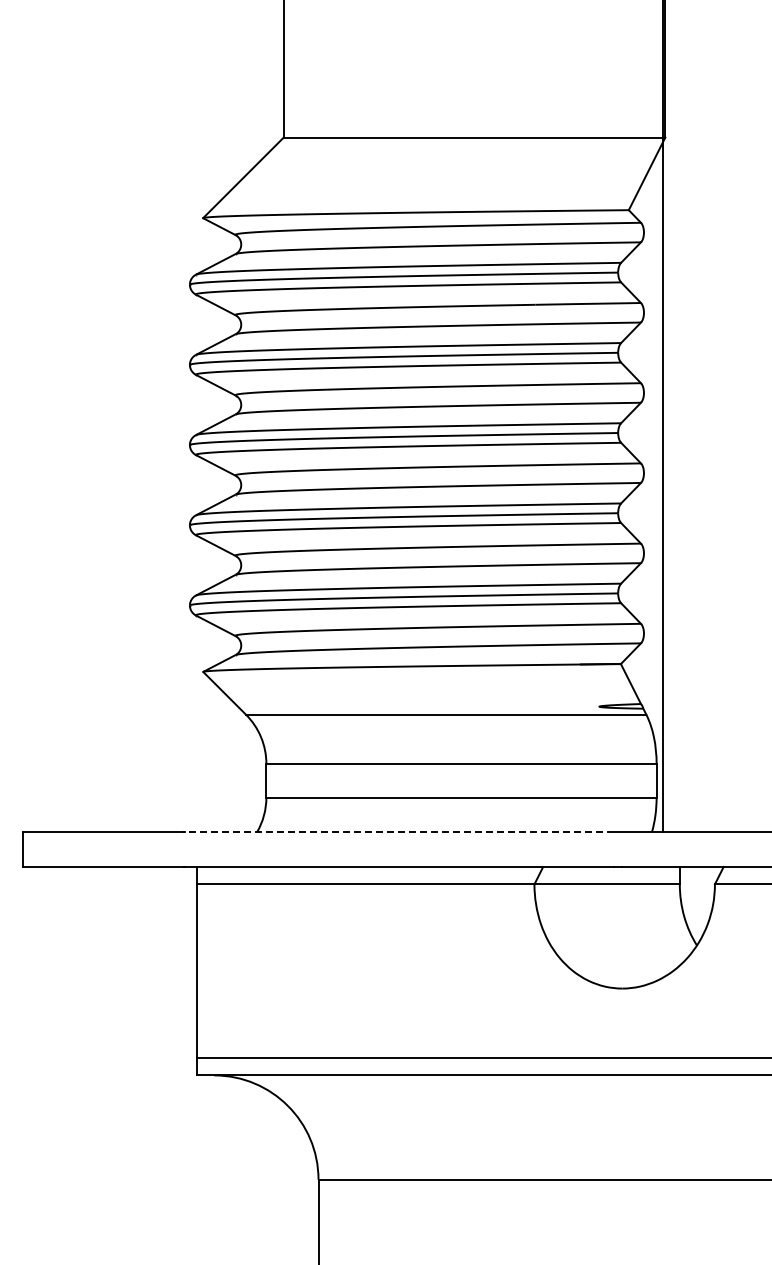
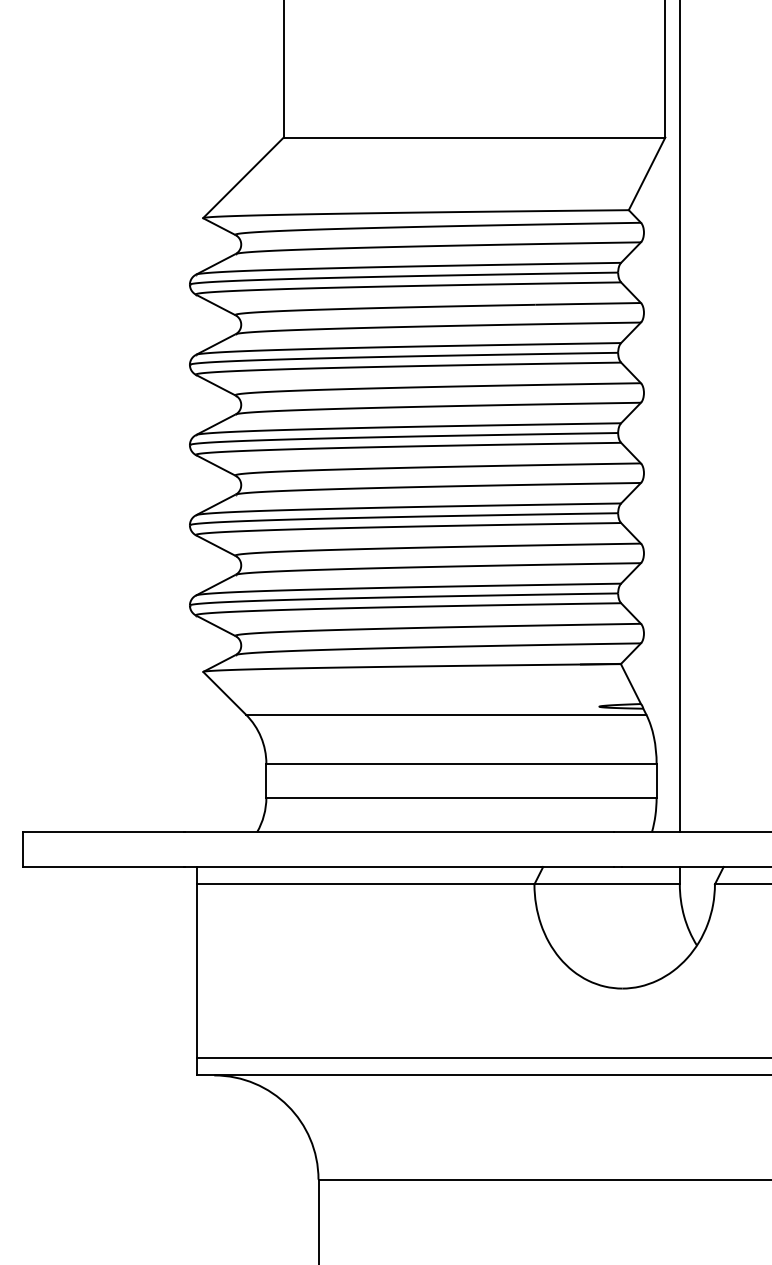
line position: (662, 417) -> (679, 417) (679, 417)
line: dashed -> solid (399, 832)
